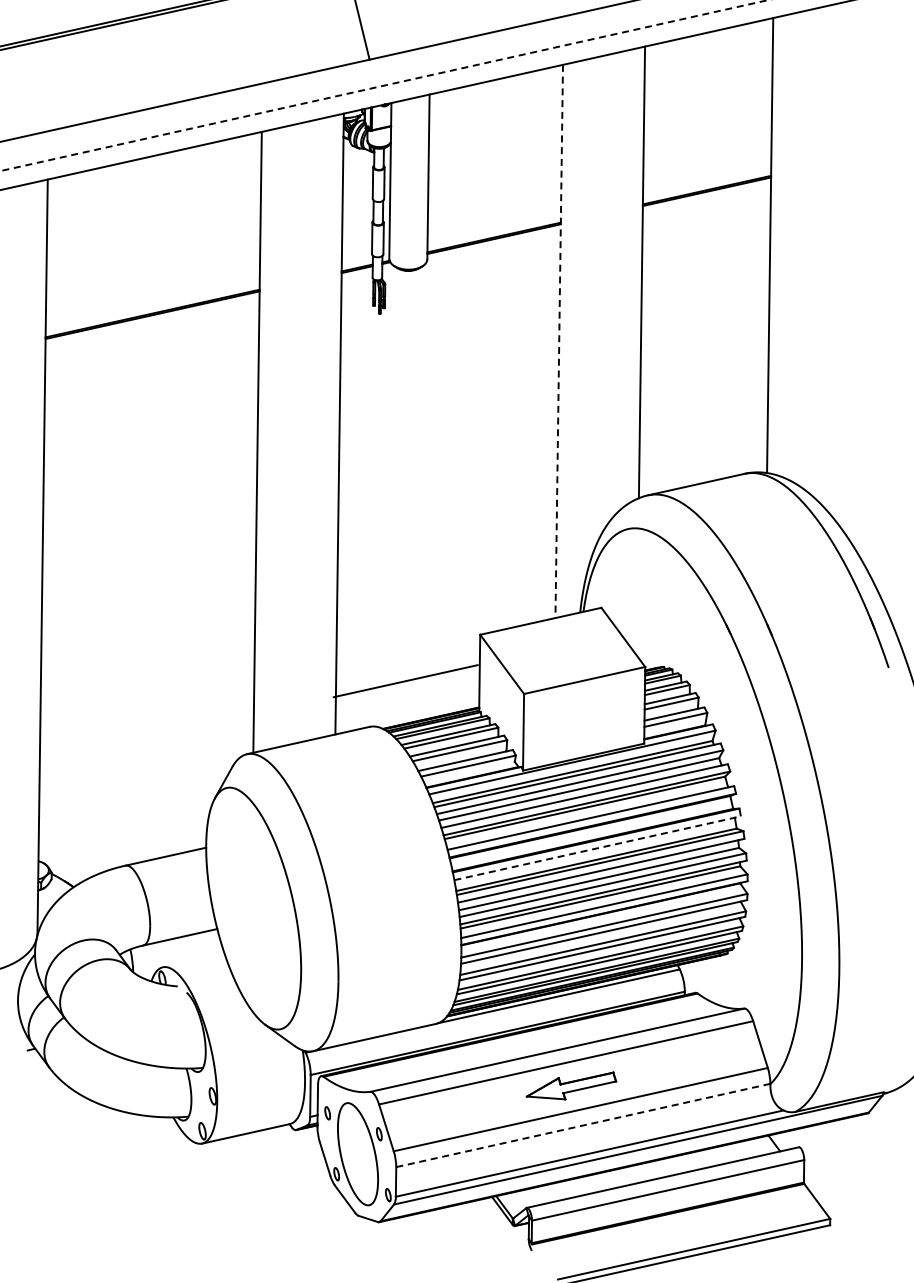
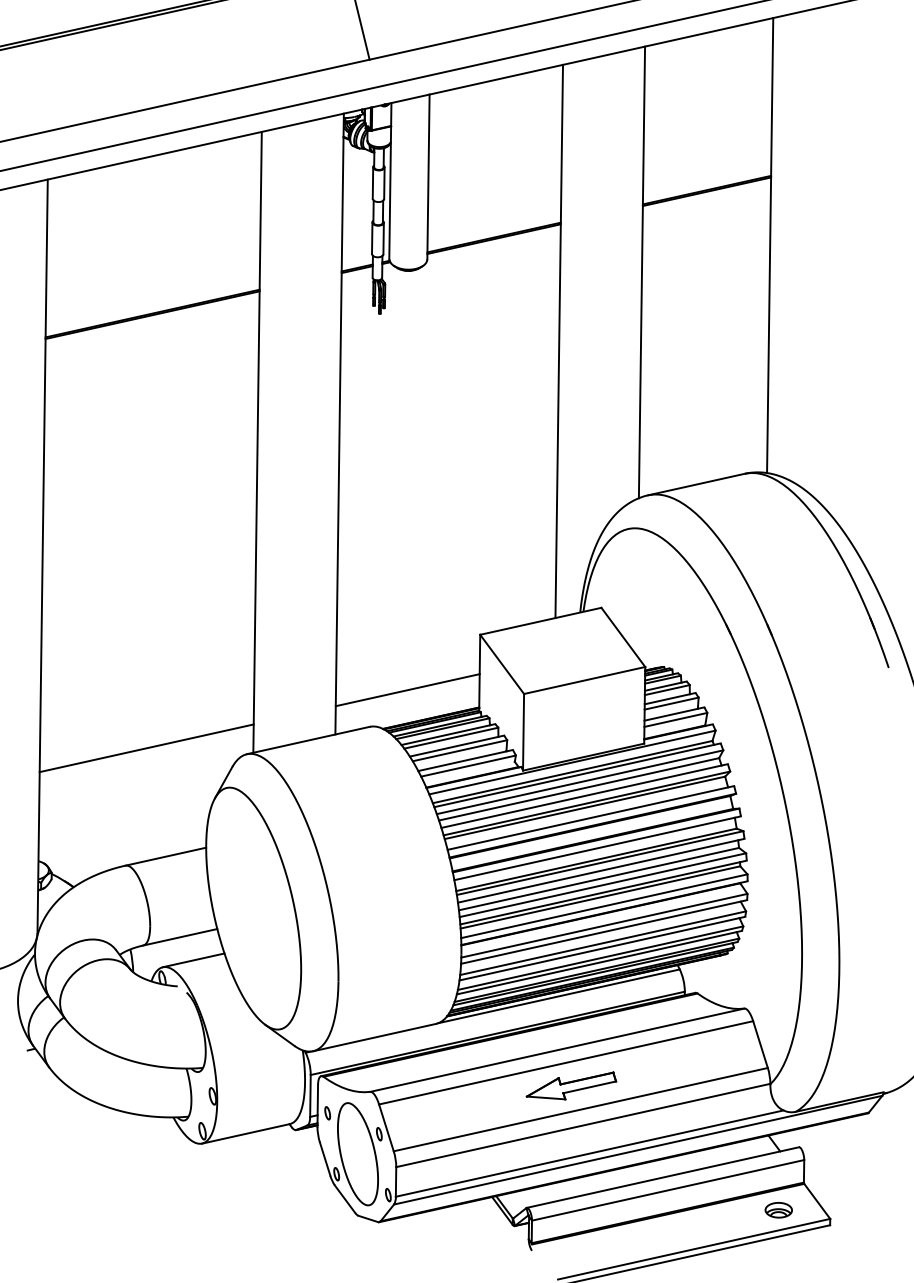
line: dashed -> solid (383, 85)
line: dashed -> solid (559, 341)
line position: (405, 681) -> (407, 690) (407, 690)
line: none -> present (146, 748)
line: dashed -> solid (597, 848)
line: none -> present (193, 960)
line: dashed -> solid (583, 1125)
part: none -> present (778, 1210)
